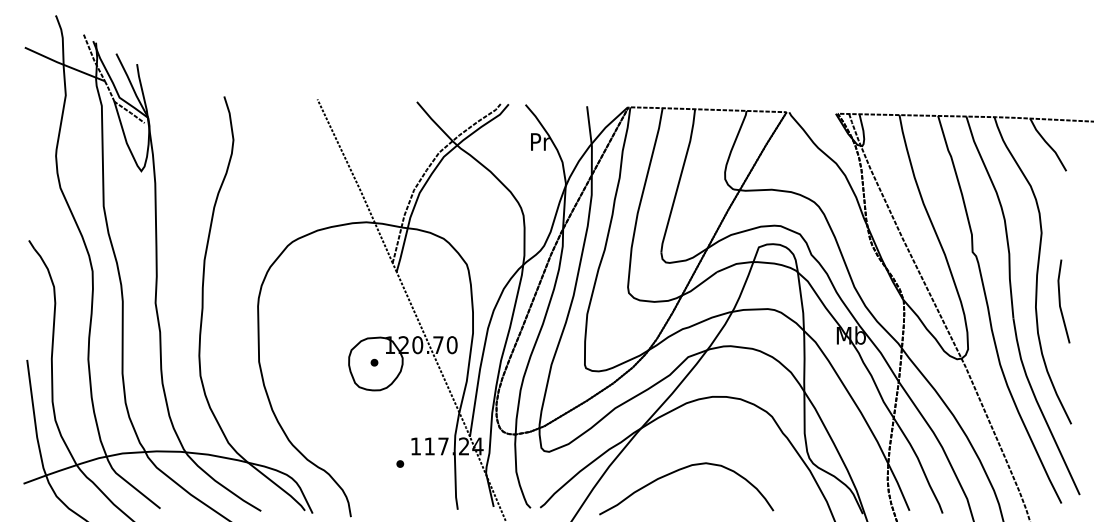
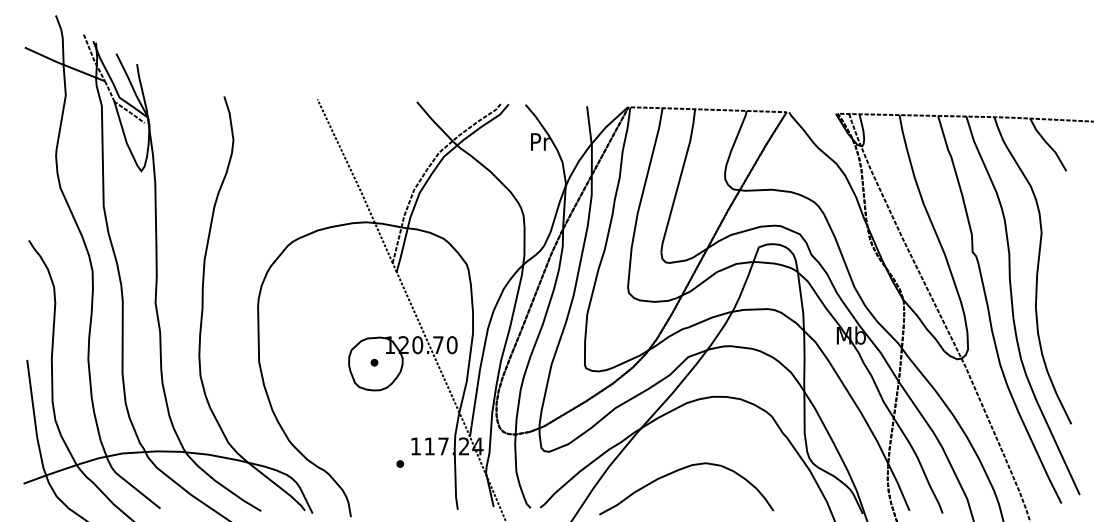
line: present -> none (1060, 301)
